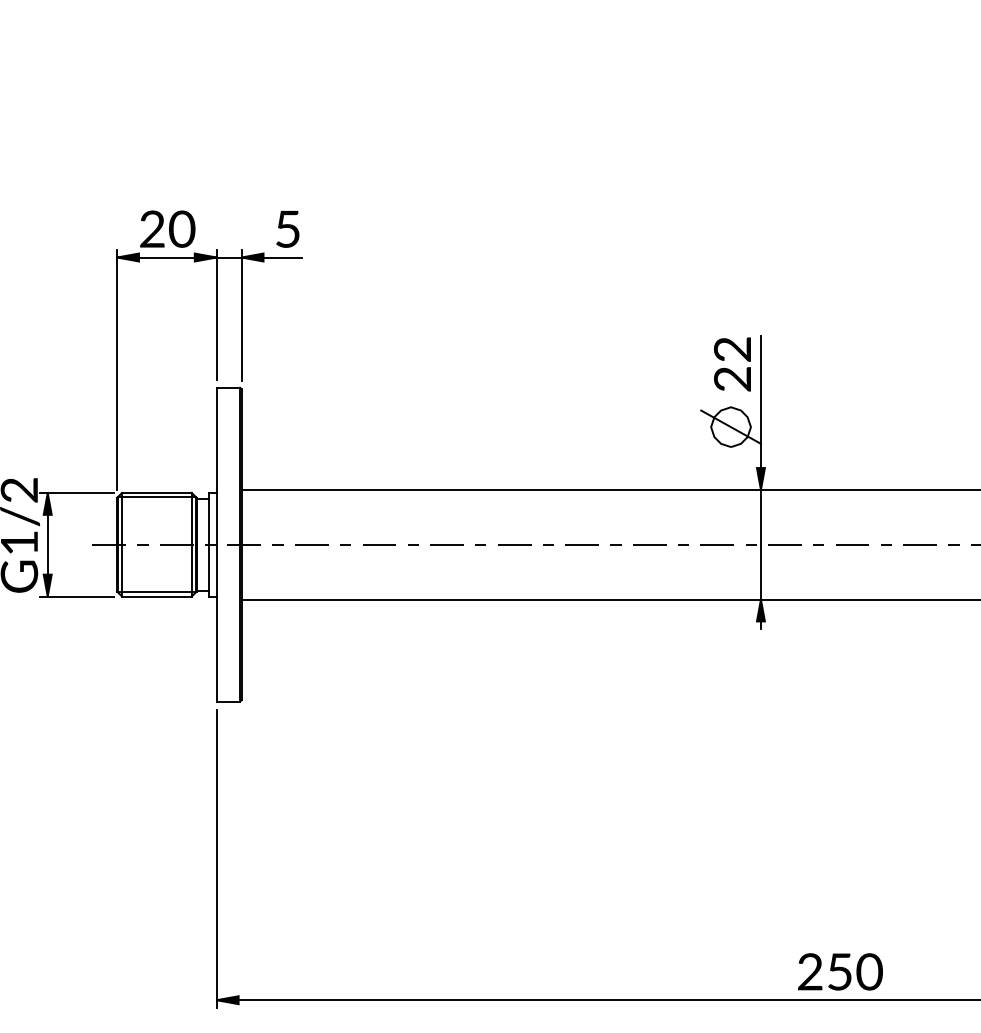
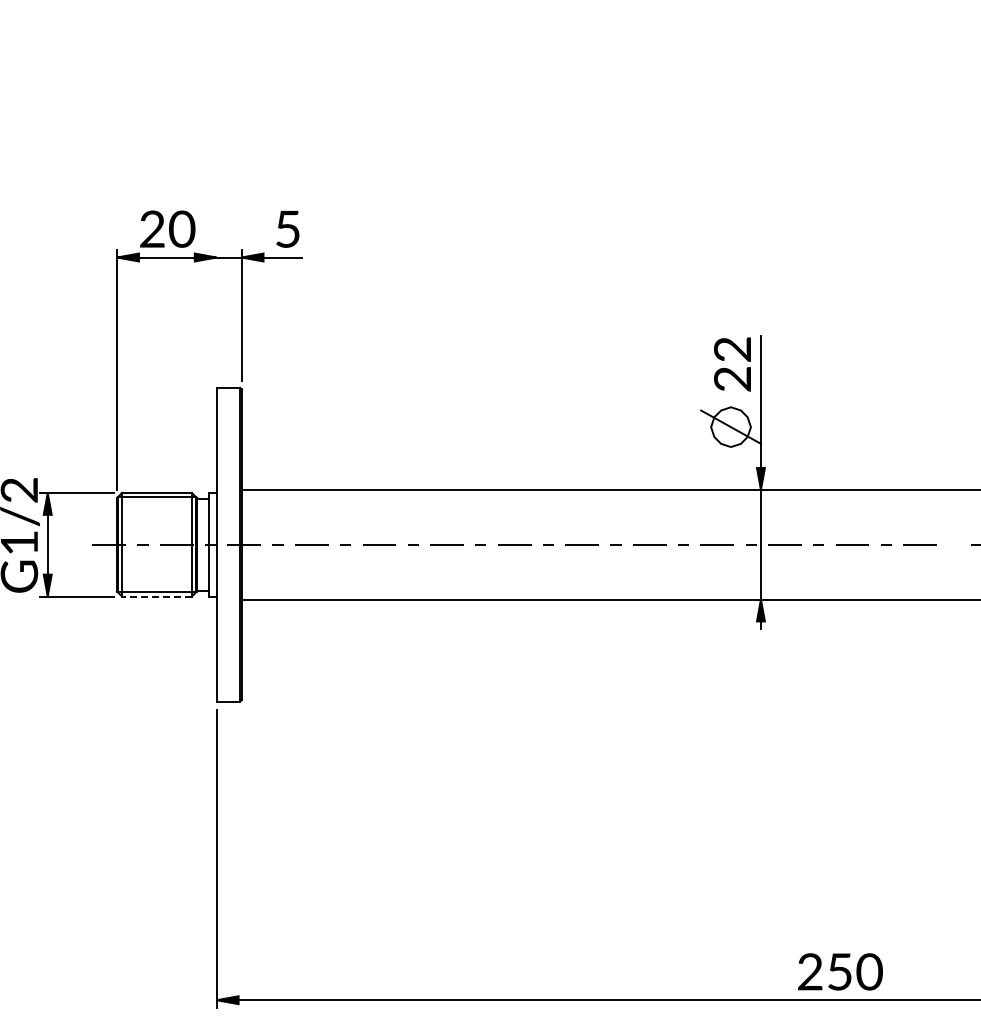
line: present -> none (216, 314)
line: present -> none (953, 544)
line: solid -> dashed (156, 596)
